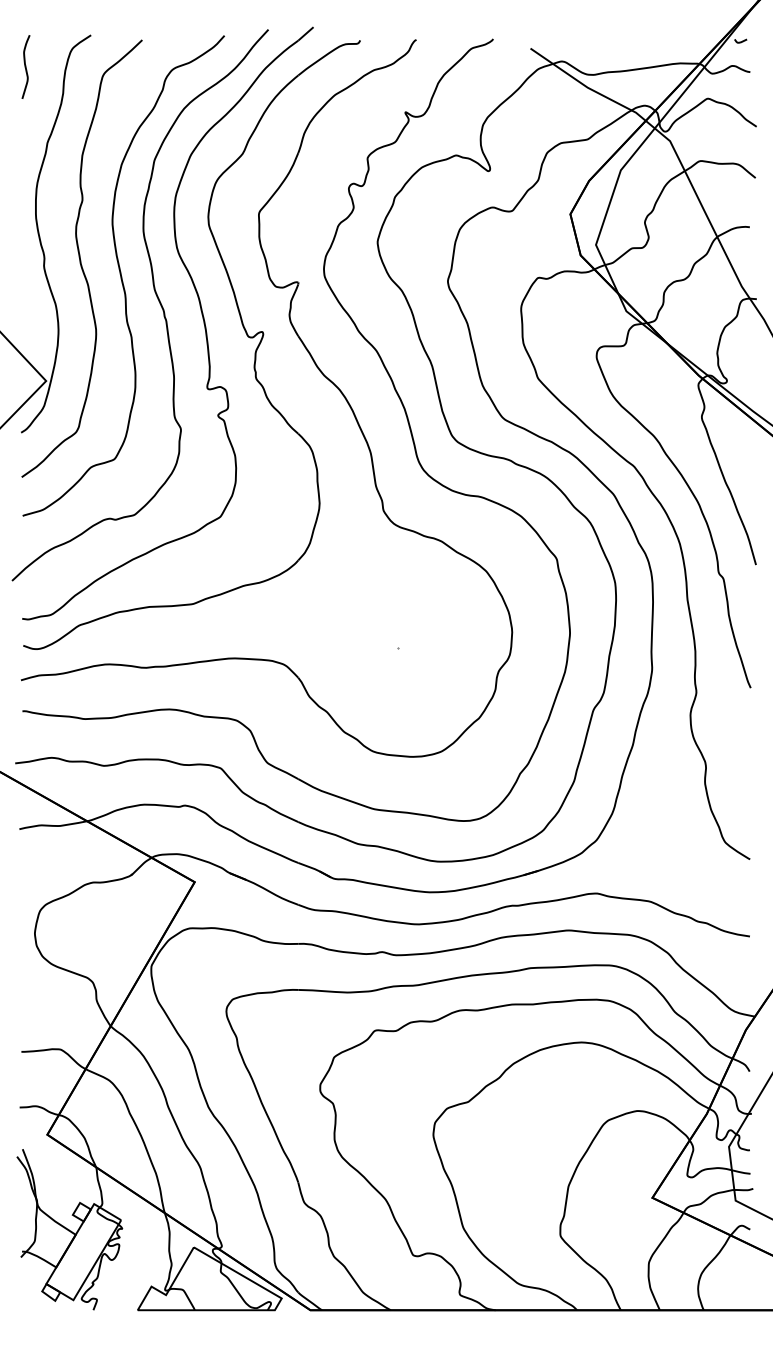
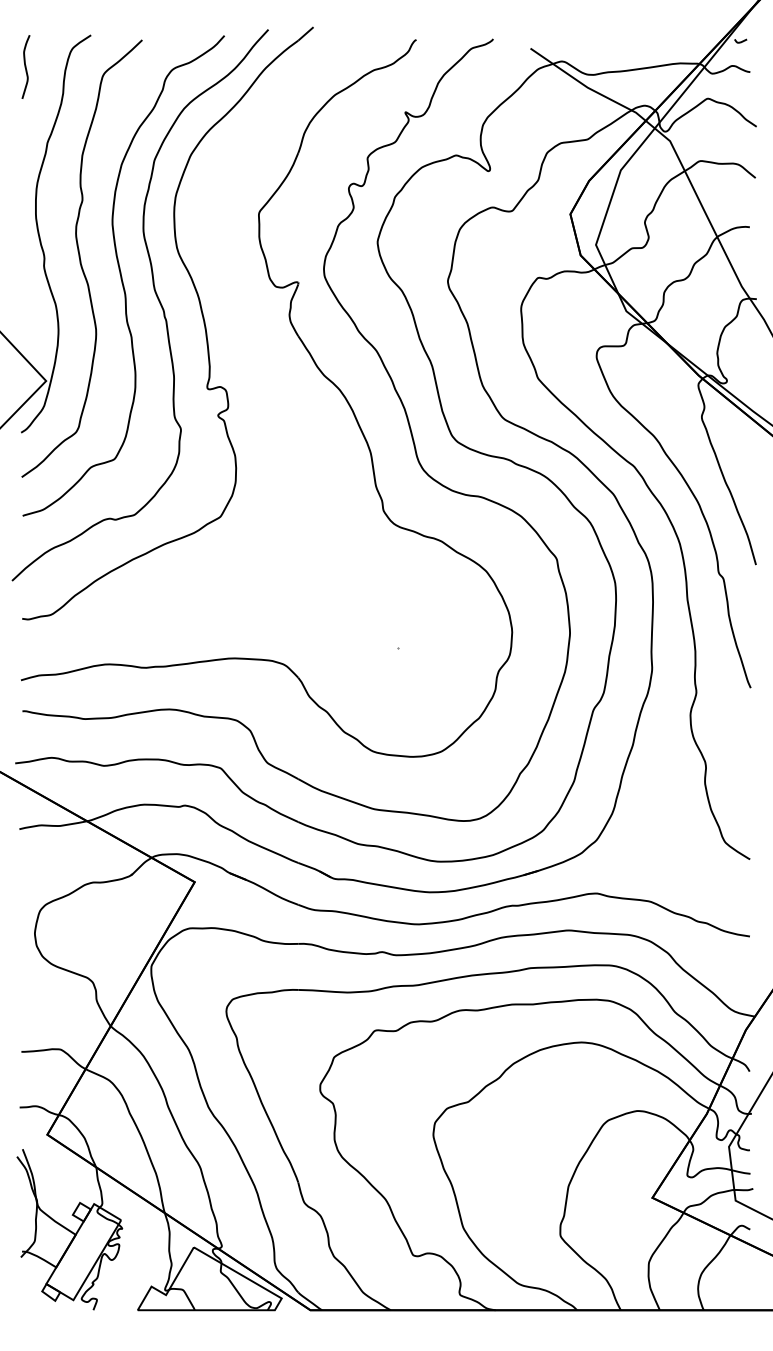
part: present -> none (241, 324)
